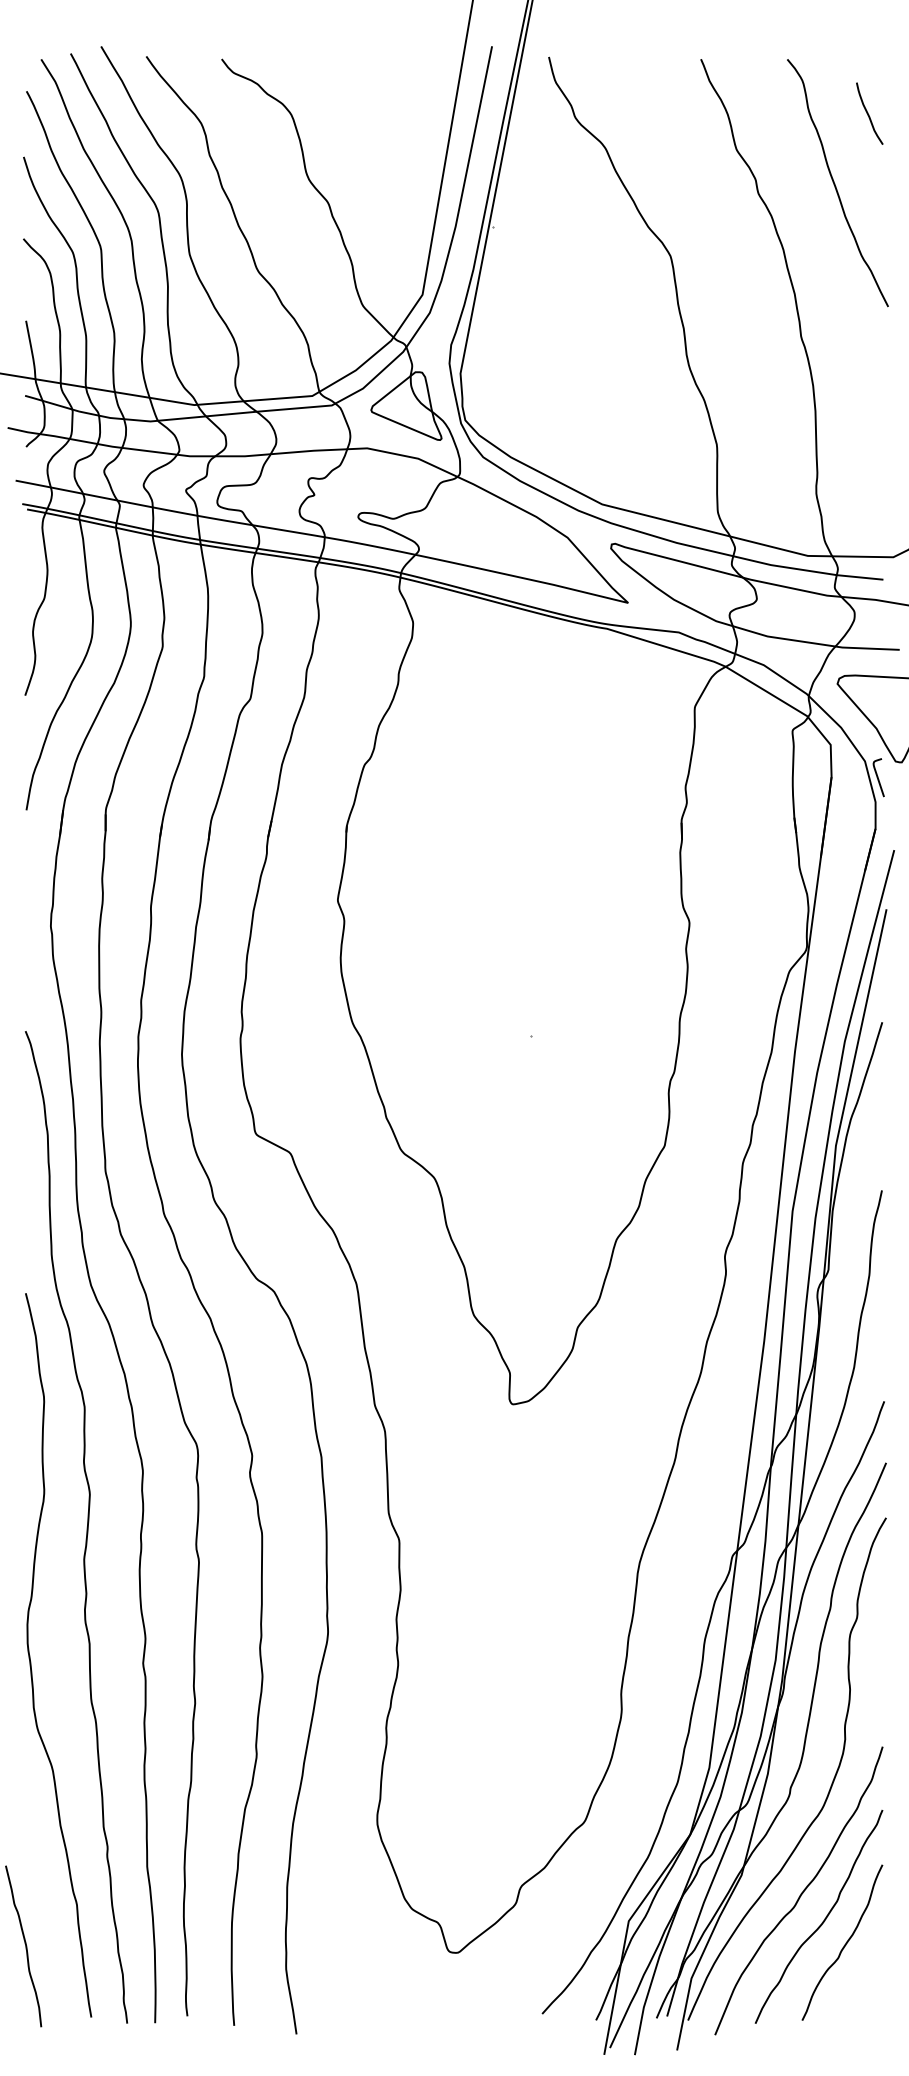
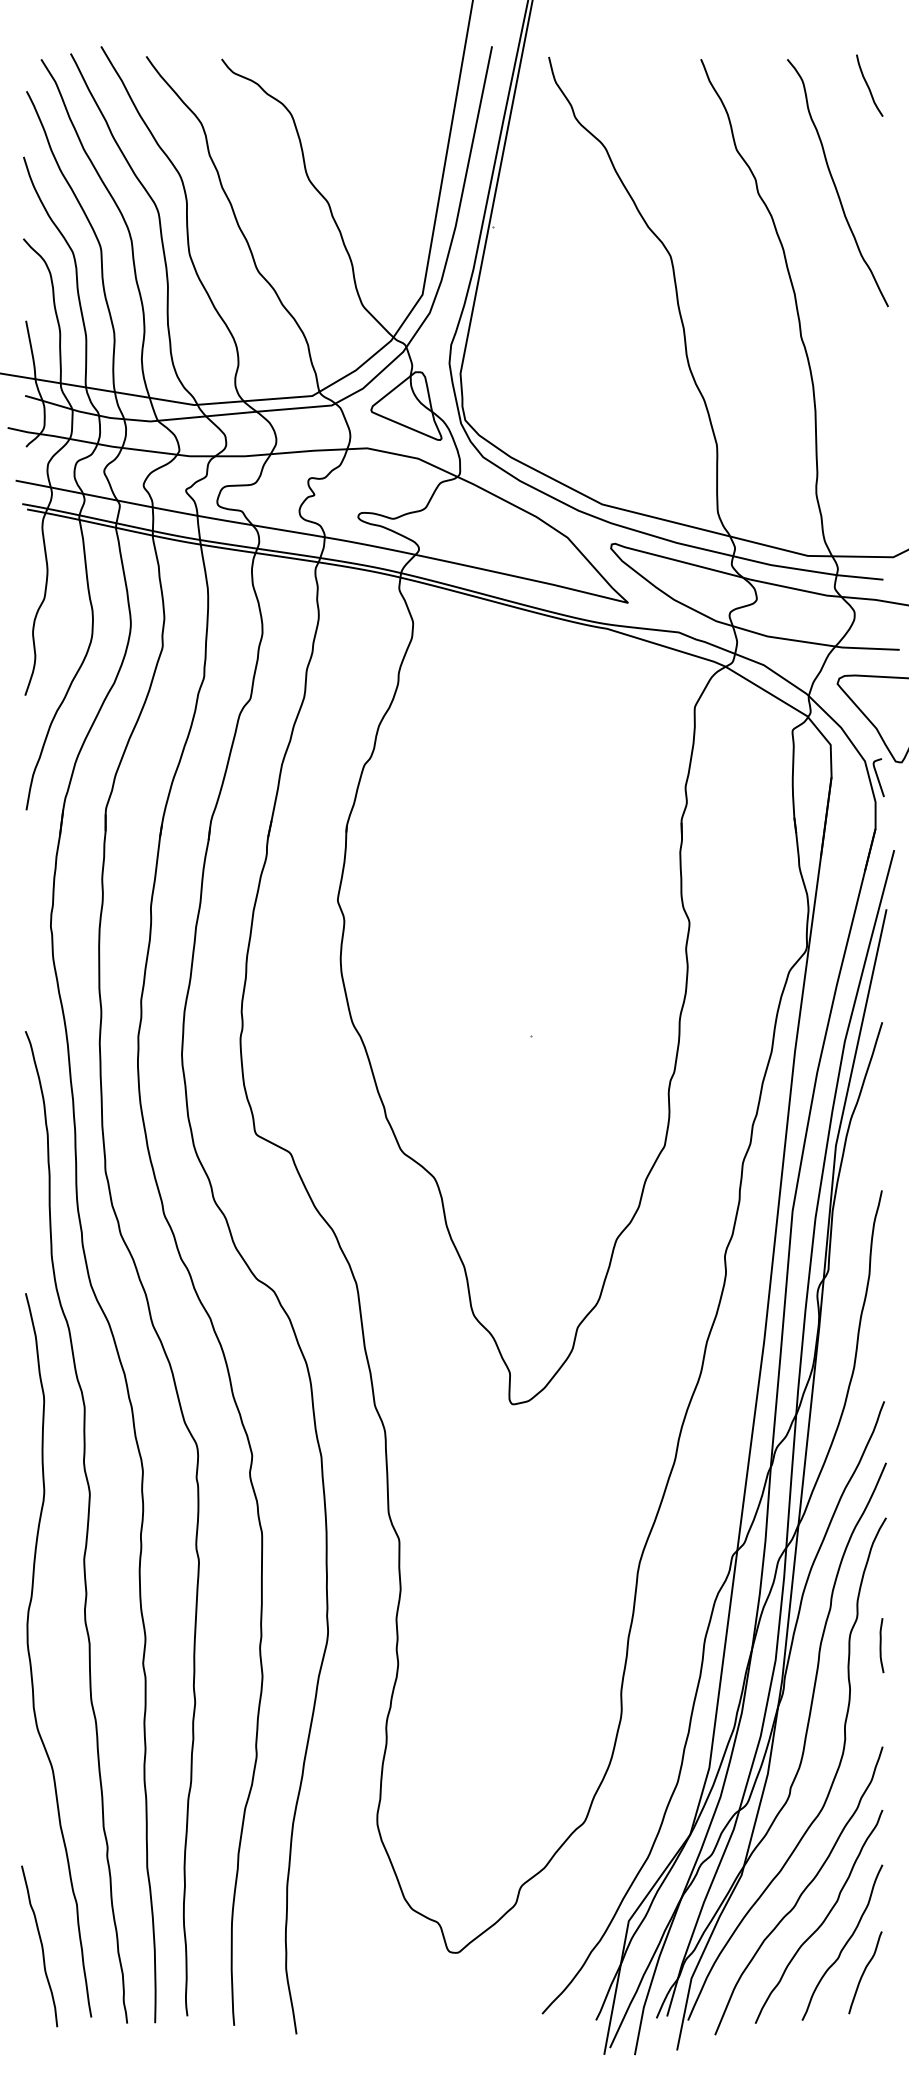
curve position: (868, 113) -> (868, 85) (868, 85)
curve: none -> present (881, 1645)
curve position: (25, 1946) -> (41, 1946) (41, 1946)
curve: none -> present (865, 1971)
